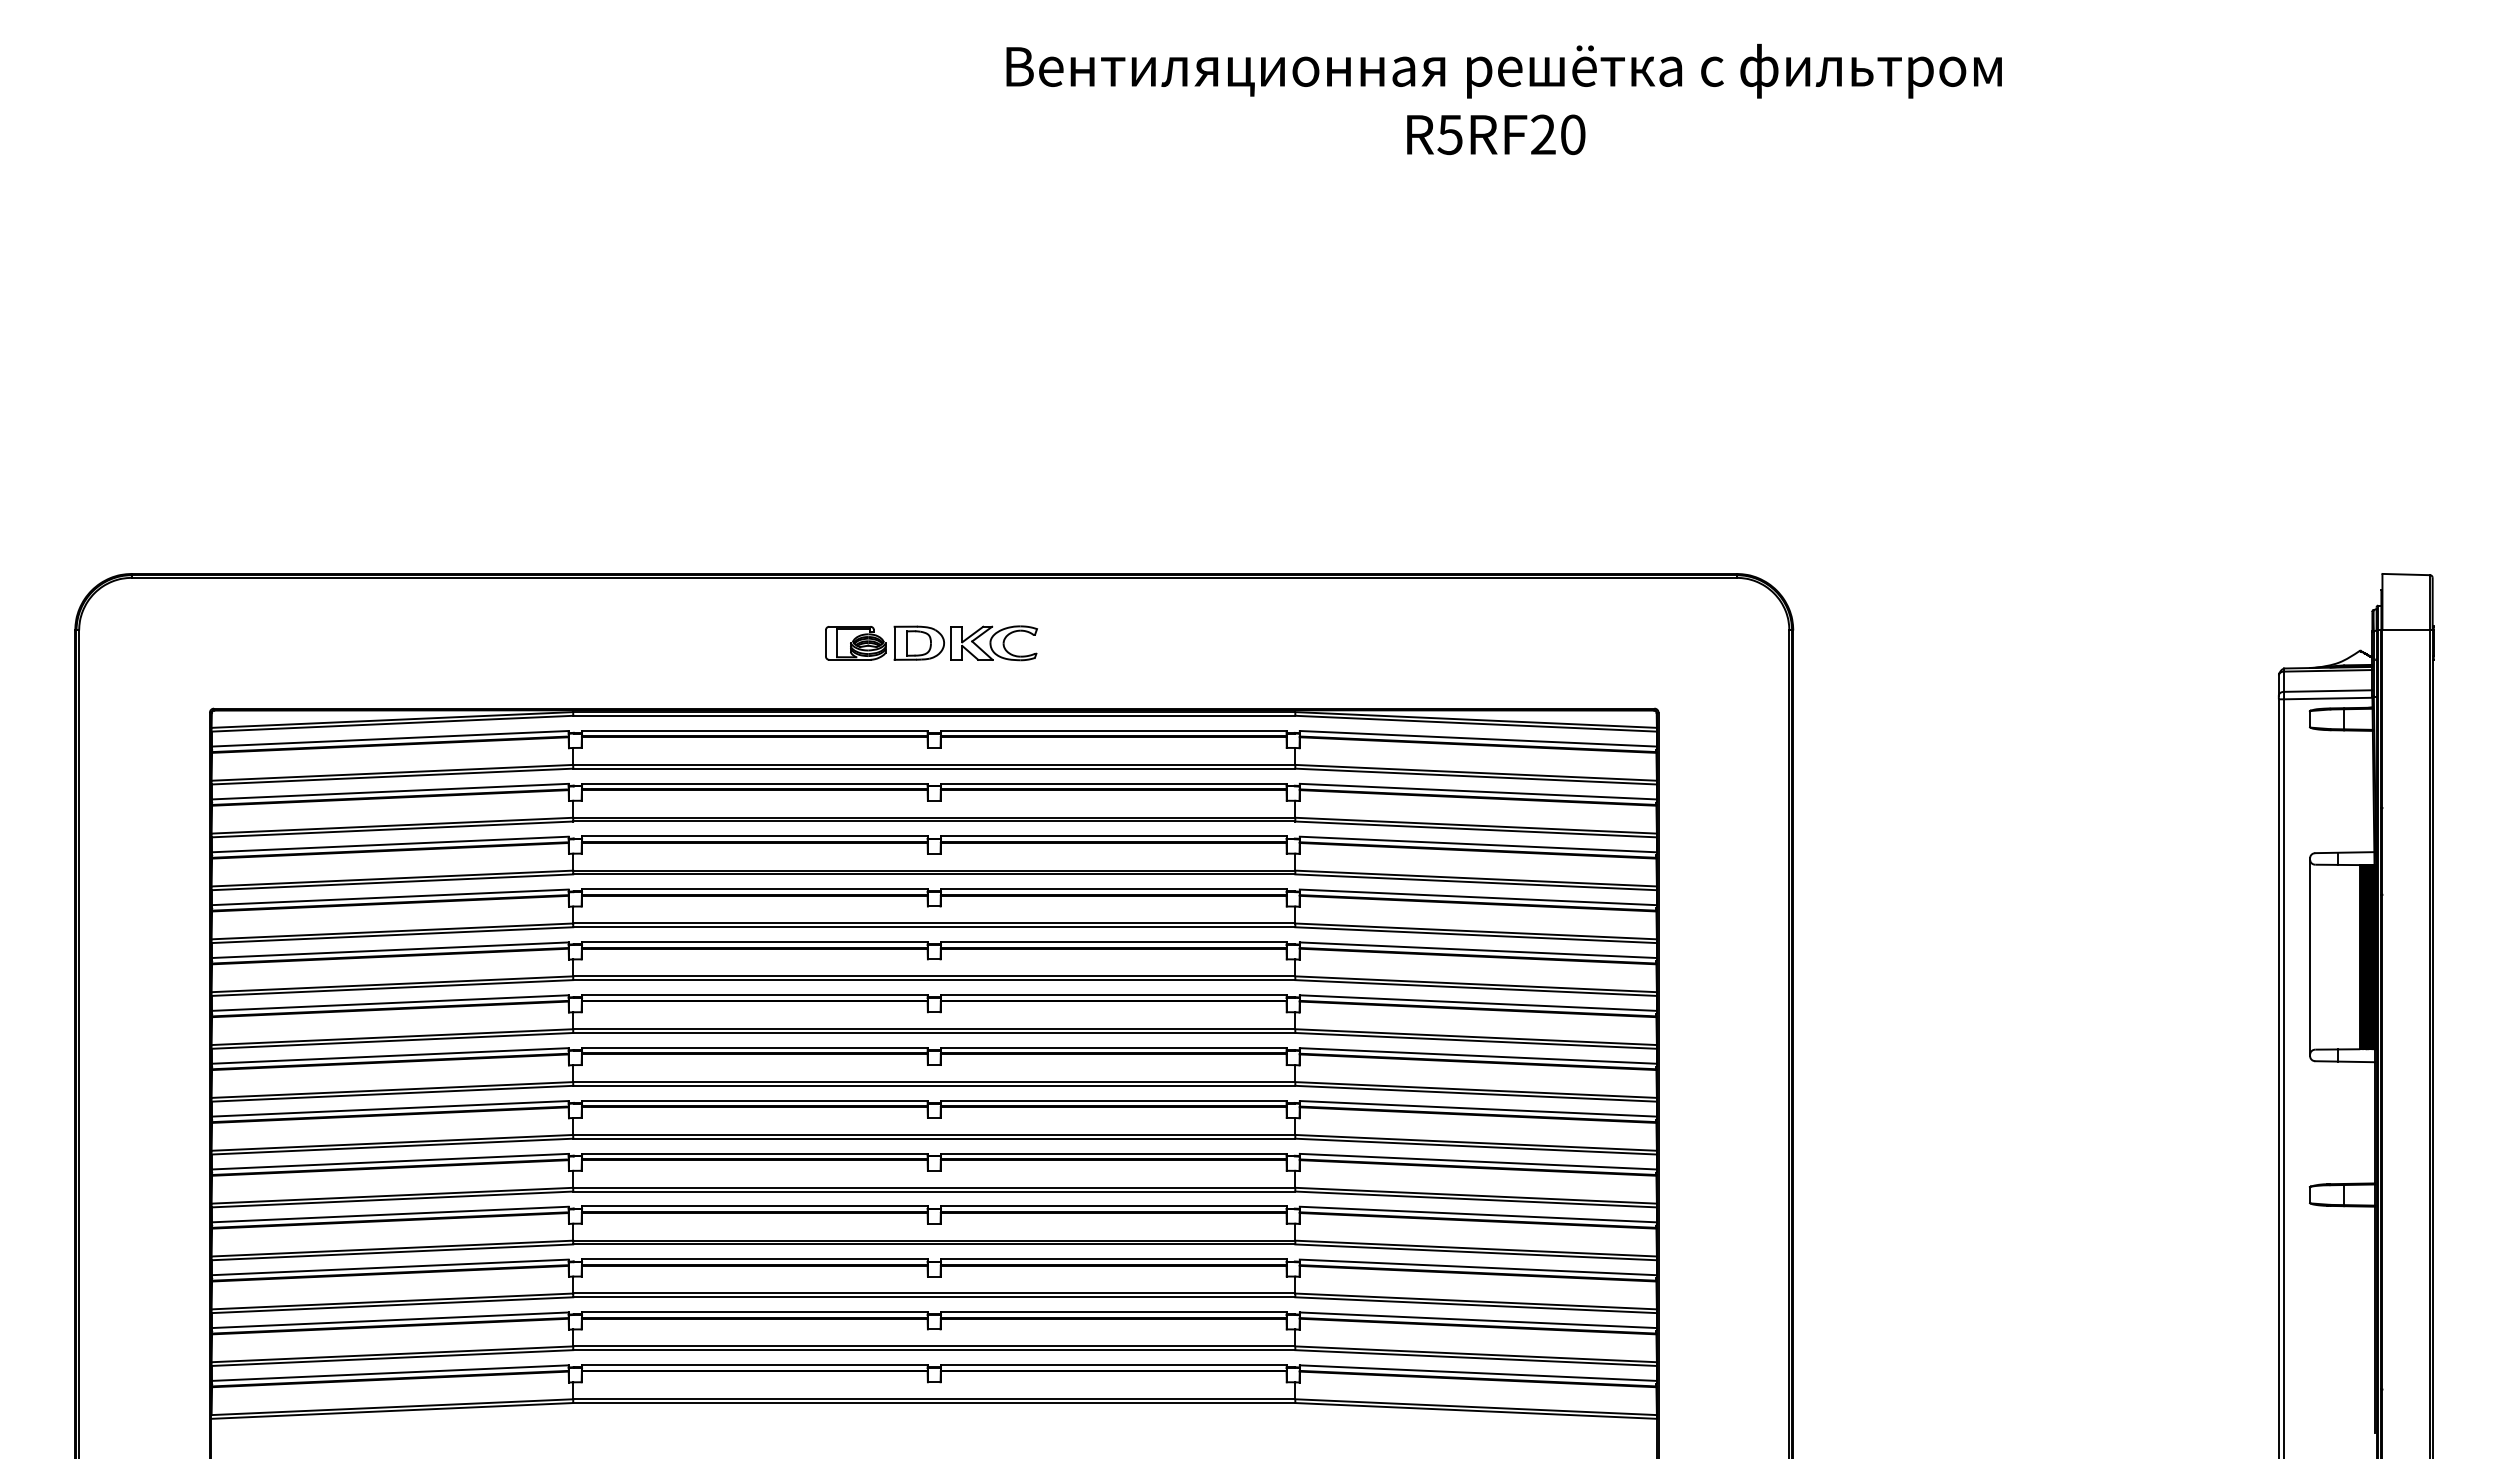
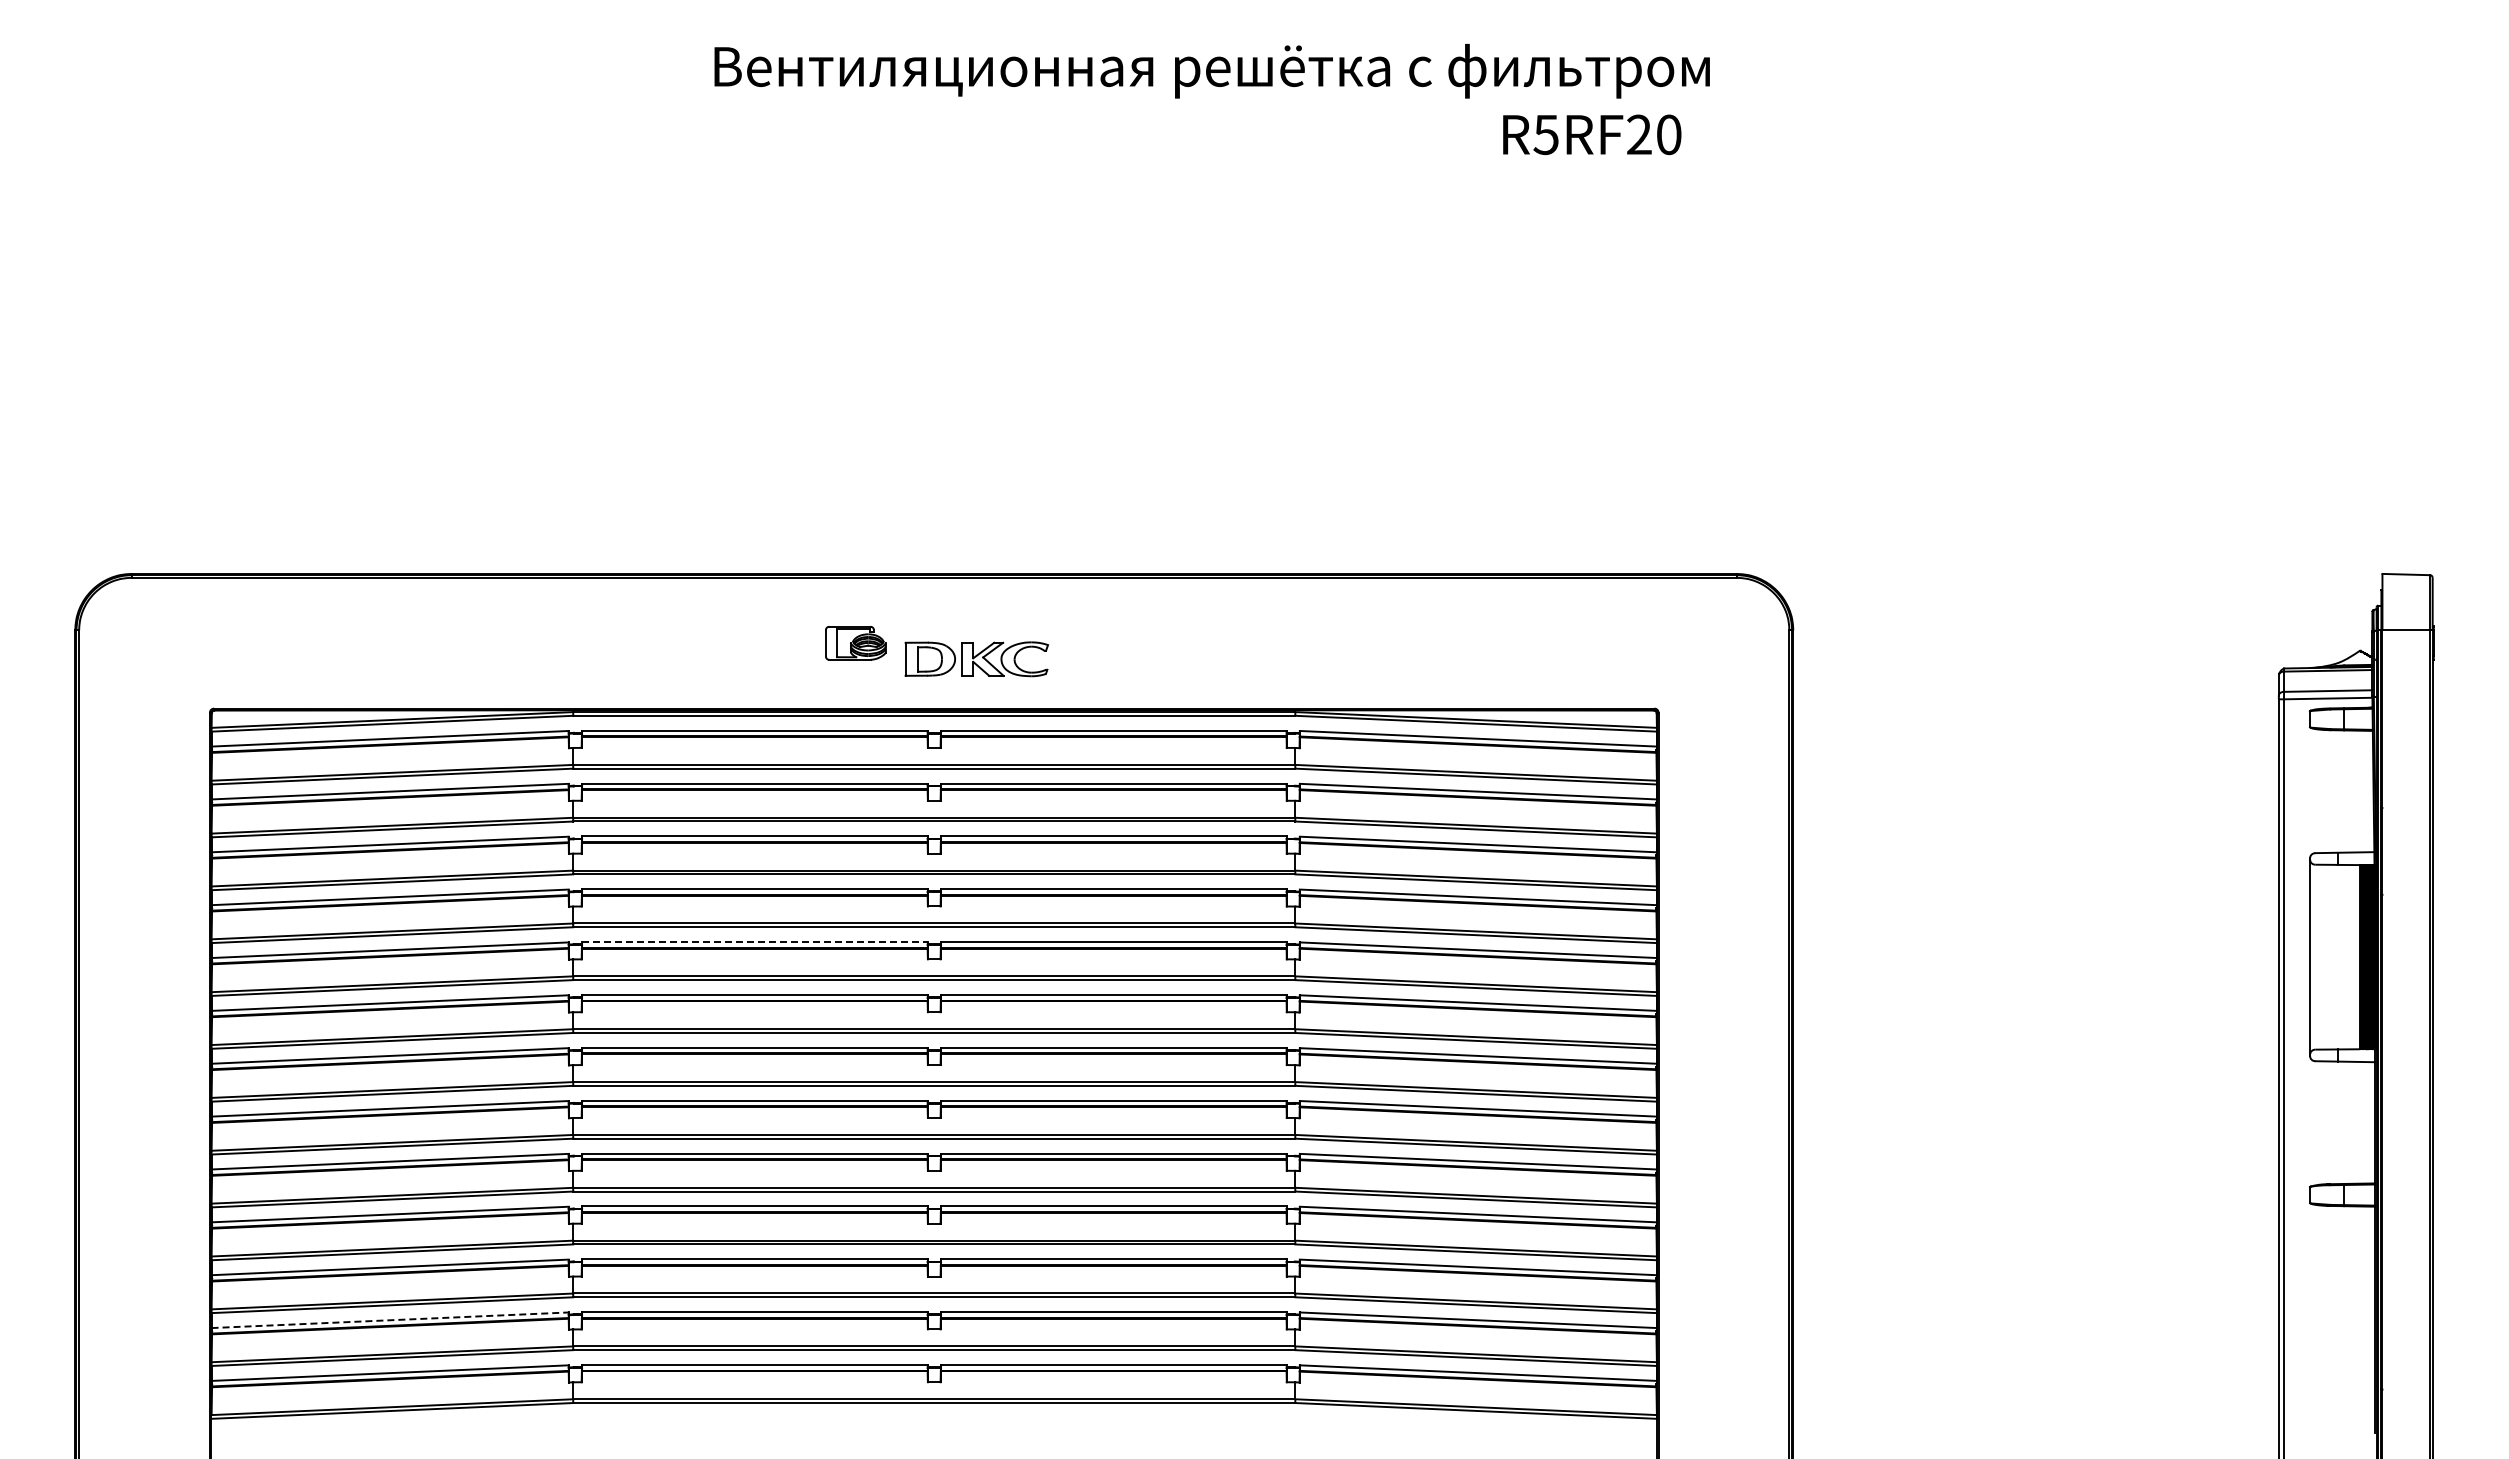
text position: (1503, 71) -> (1211, 71) (1211, 71)
text position: (1496, 134) -> (1592, 134) (1592, 134)
part position: (965, 643) -> (976, 659) (976, 659)
line: solid -> dashed (754, 942)
line: solid -> dashed (390, 1320)
